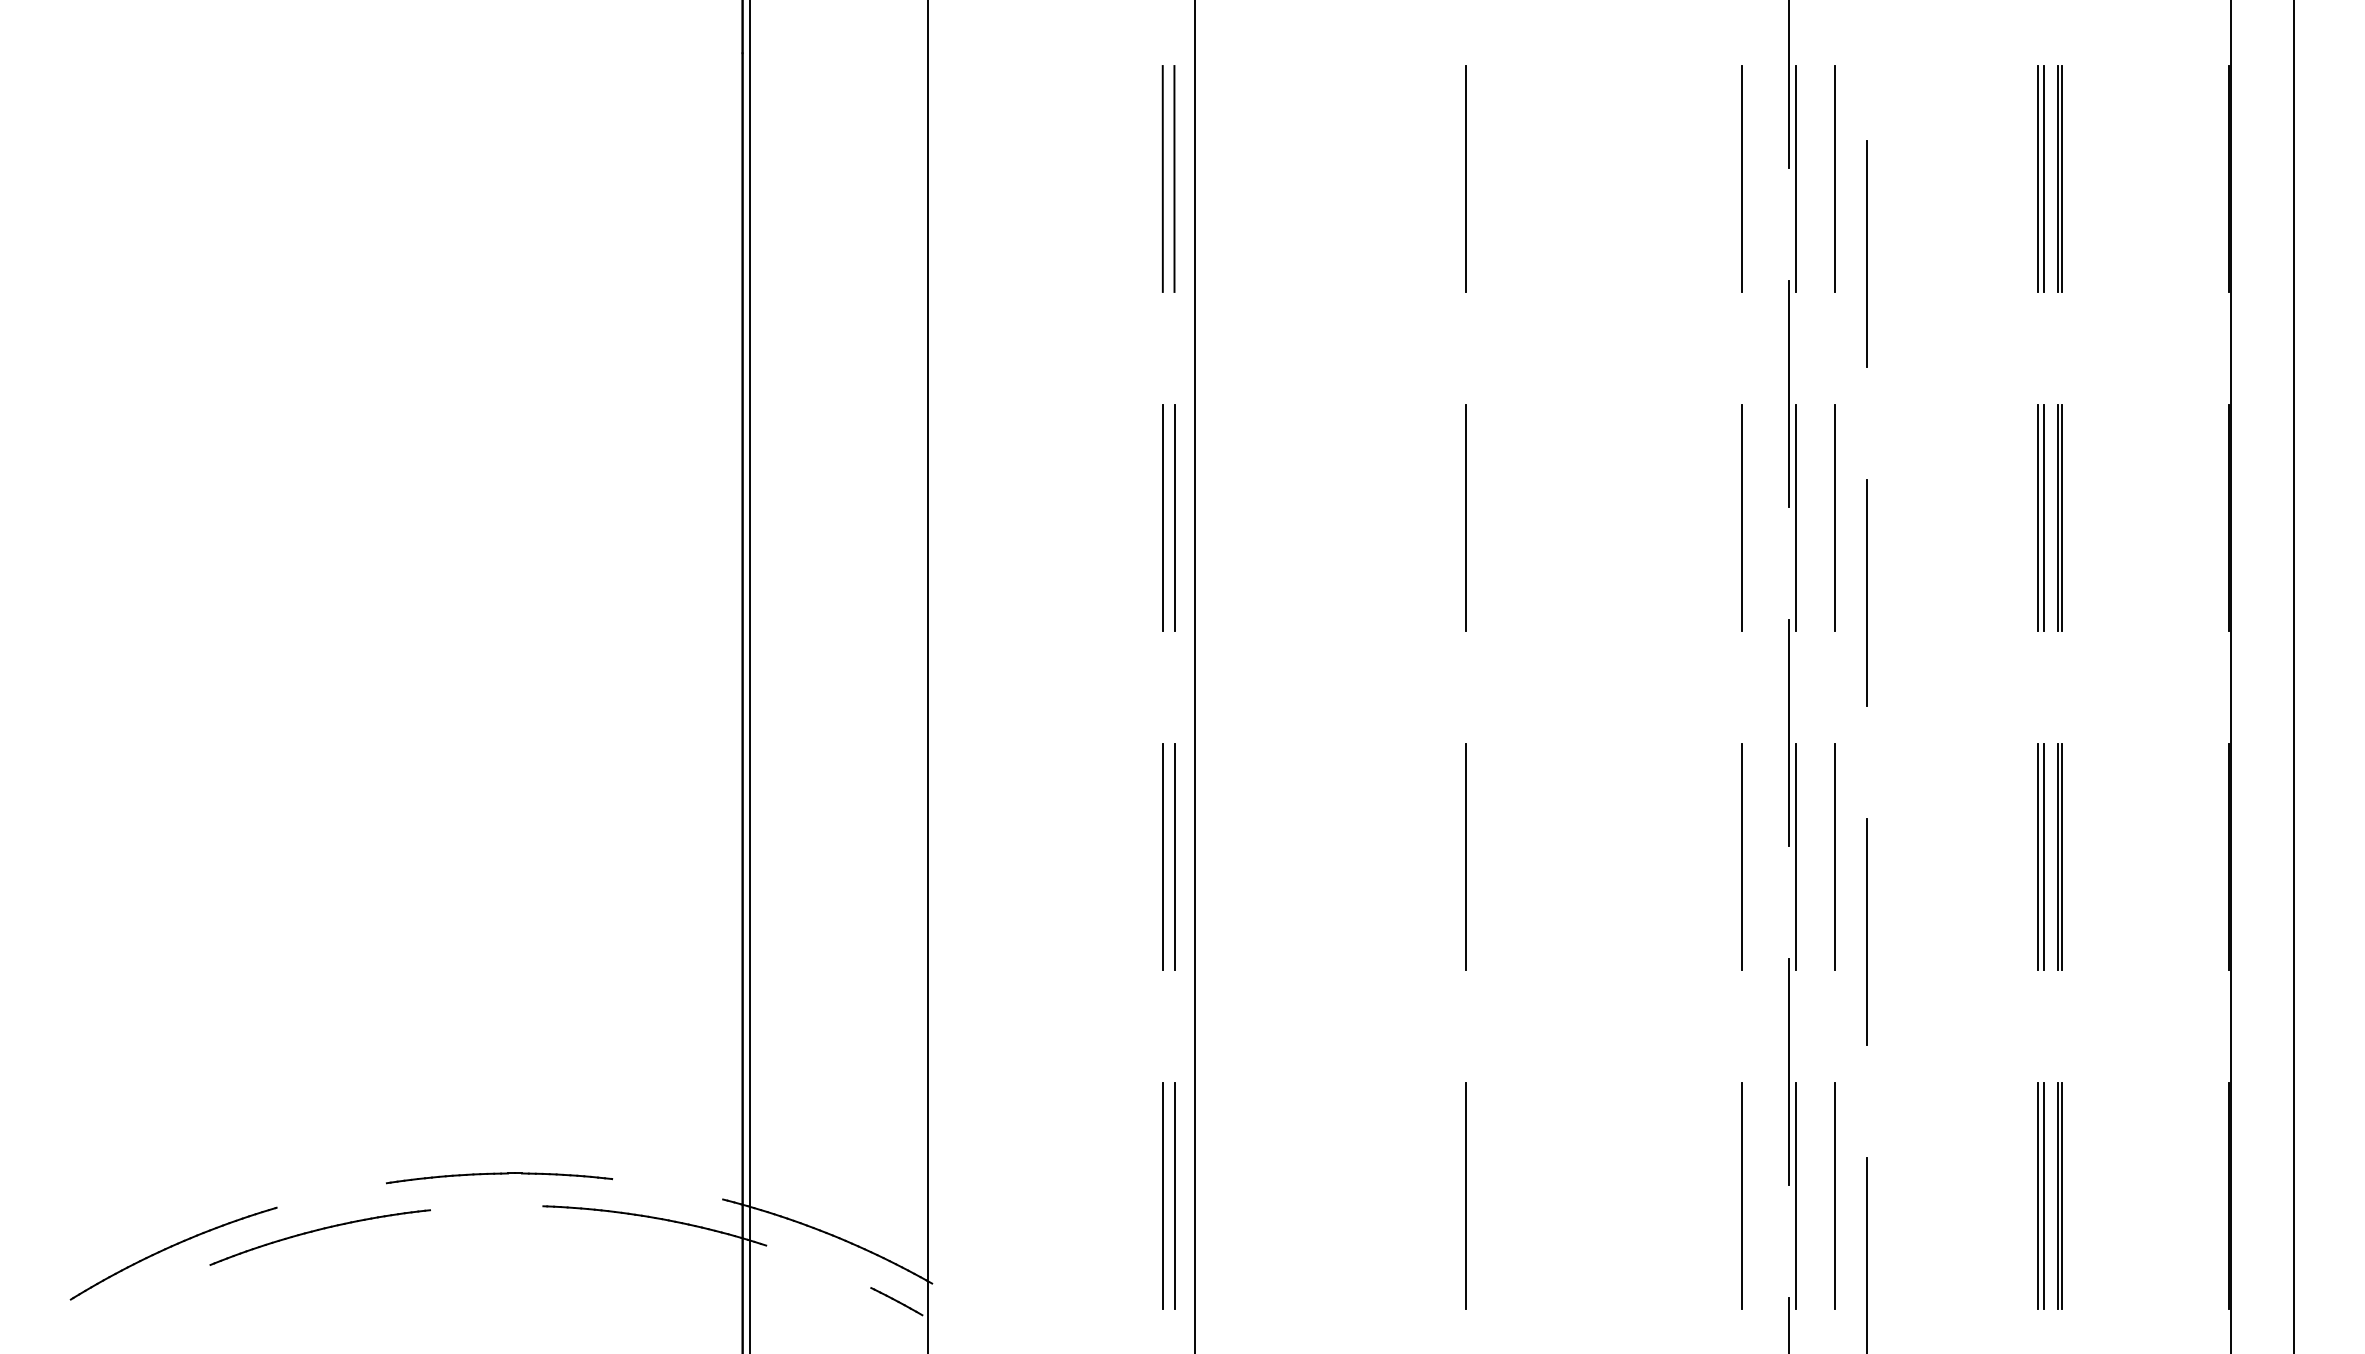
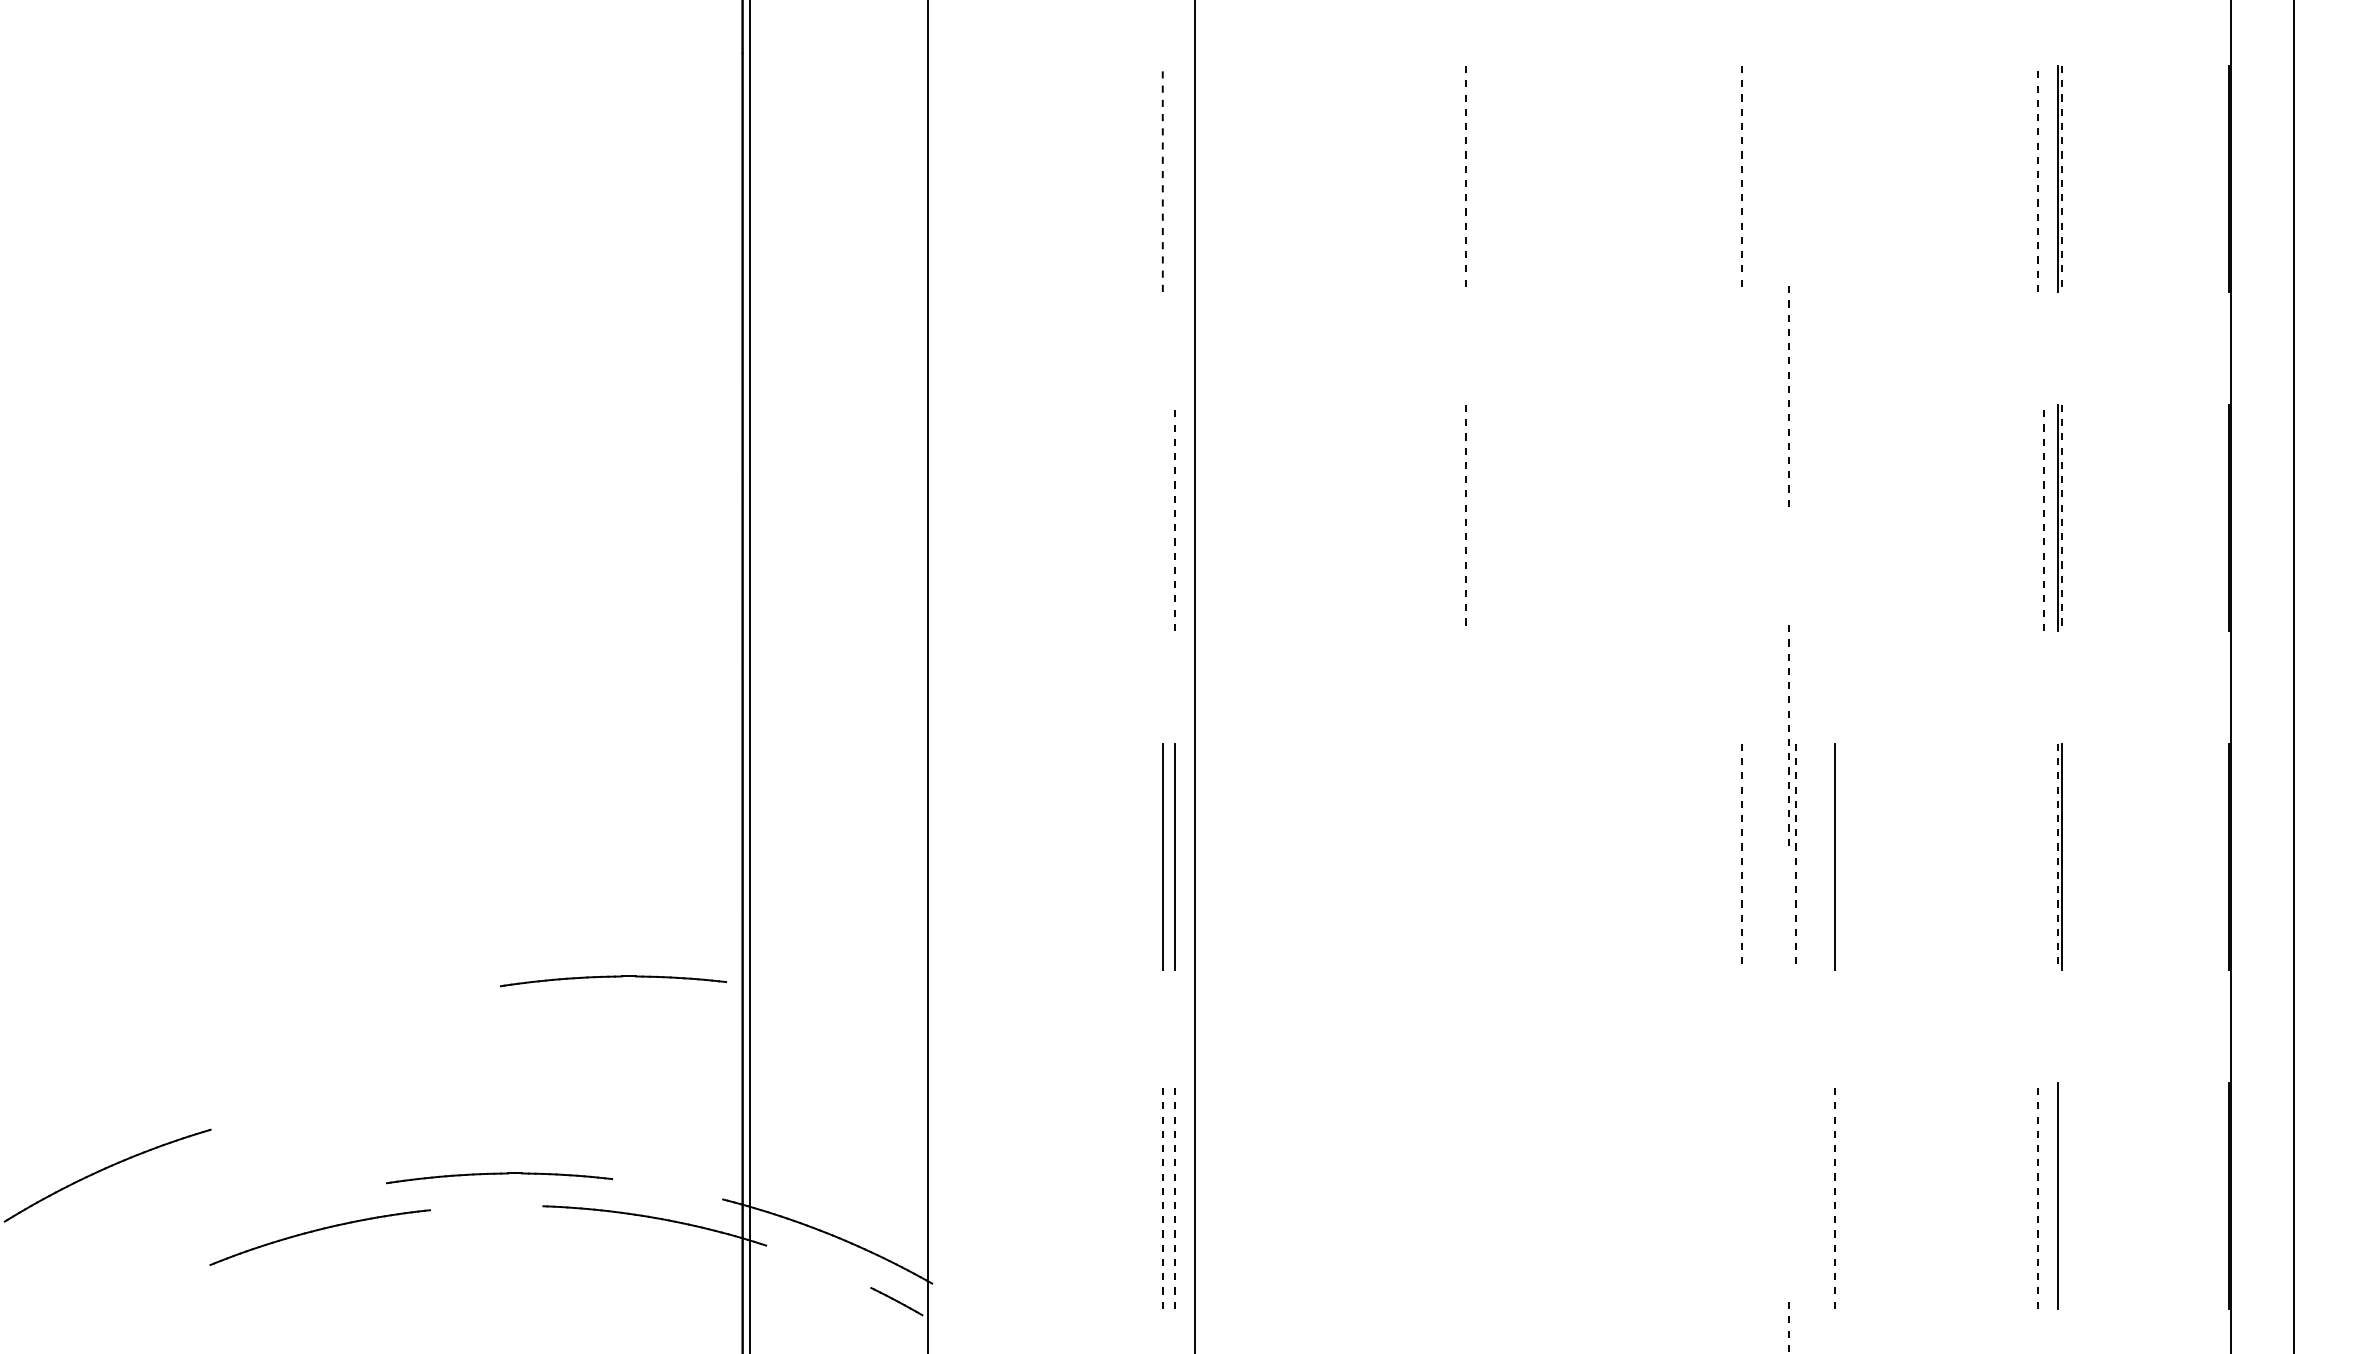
line: present -> none (1789, 84)
line: present -> none (1174, 178)
line: present -> none (1796, 178)
line: present -> none (1834, 178)
line: present -> none (2044, 178)
line: solid -> dashed (1162, 179)
line: solid -> dashed (1466, 179)
line: solid -> dashed (1741, 179)
line: solid -> dashed (2038, 179)
line: solid -> dashed (2062, 179)
line: present -> none (1867, 254)
line: solid -> dashed (1789, 393)
line: present -> none (1162, 517)
line: solid -> dashed (1174, 517)
line: solid -> dashed (1466, 517)
line: present -> none (1741, 517)
line: present -> none (1796, 517)
line: present -> none (1834, 517)
line: present -> none (2038, 517)
line: solid -> dashed (2044, 517)
line: solid -> dashed (2062, 517)
line: present -> none (1866, 592)
line: solid -> dashed (1789, 732)
line: present -> none (1466, 856)
line: solid -> dashed (1741, 856)
line: solid -> dashed (1796, 856)
line: present -> none (2038, 856)
line: present -> none (2044, 856)
line: solid -> dashed (2057, 856)
line: present -> none (1867, 932)
part: none -> present (613, 981)
line: present -> none (1789, 1071)
line: solid -> dashed (1162, 1195)
line: solid -> dashed (1174, 1195)
line: present -> none (1465, 1195)
line: present -> none (1741, 1195)
line: present -> none (1796, 1195)
line: solid -> dashed (1834, 1195)
line: solid -> dashed (2038, 1195)
line: present -> none (2044, 1195)
line: present -> none (2062, 1195)
part position: (172, 1247) -> (106, 1169) (106, 1169)
line: present -> none (1867, 1253)
line: solid -> dashed (1789, 1325)
